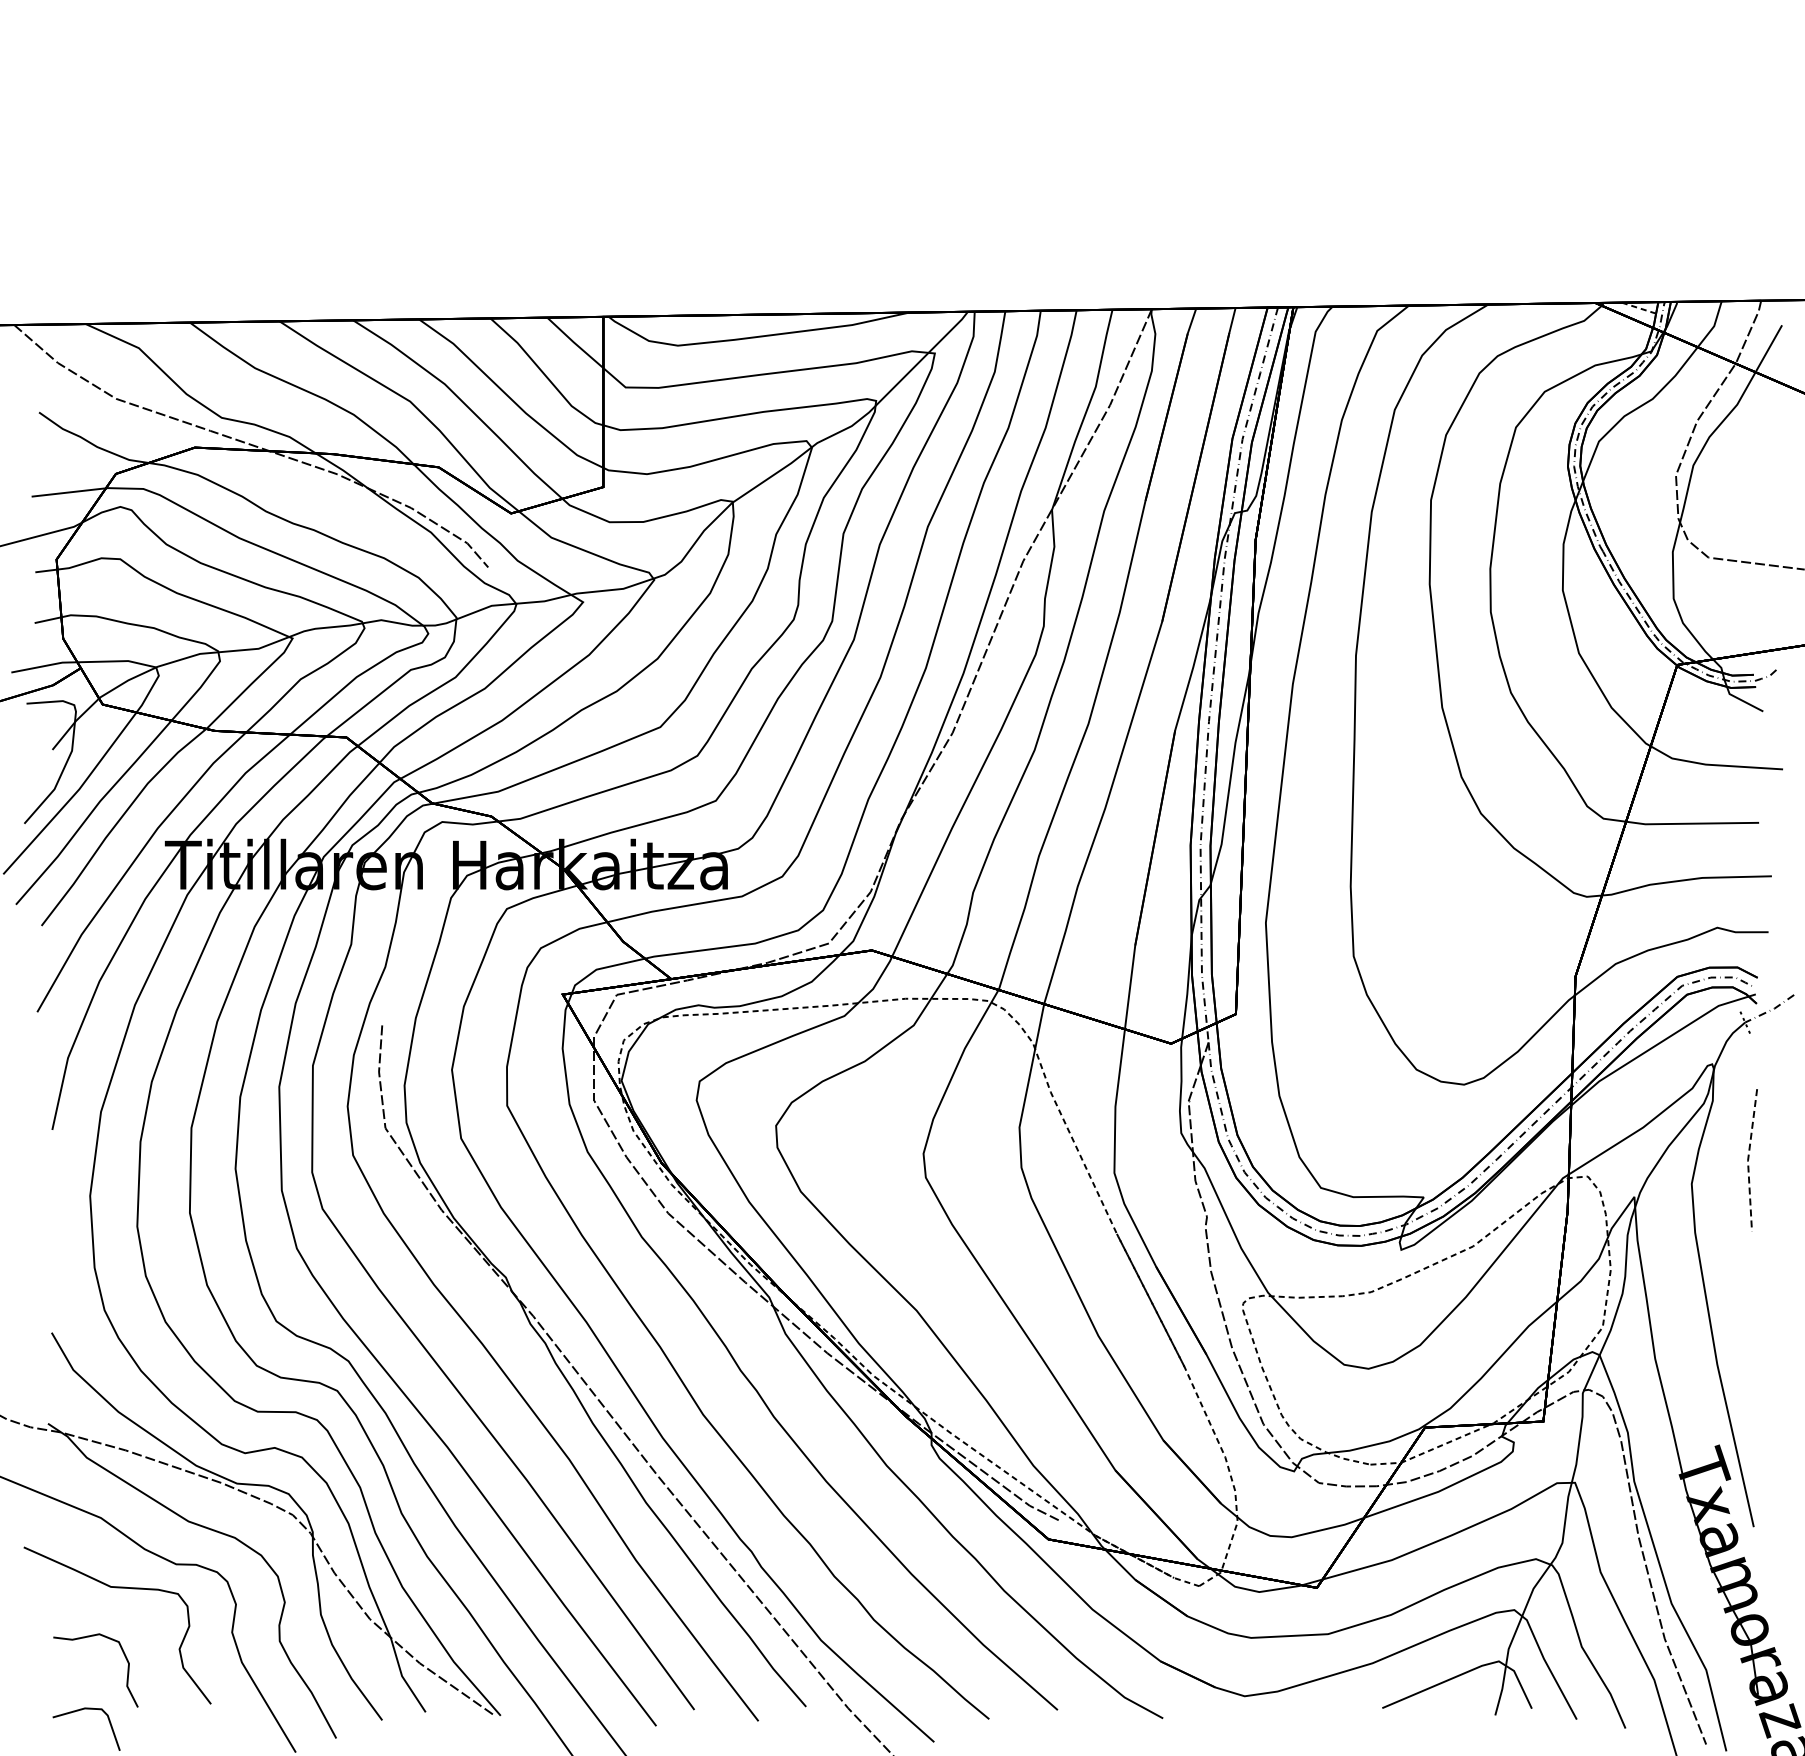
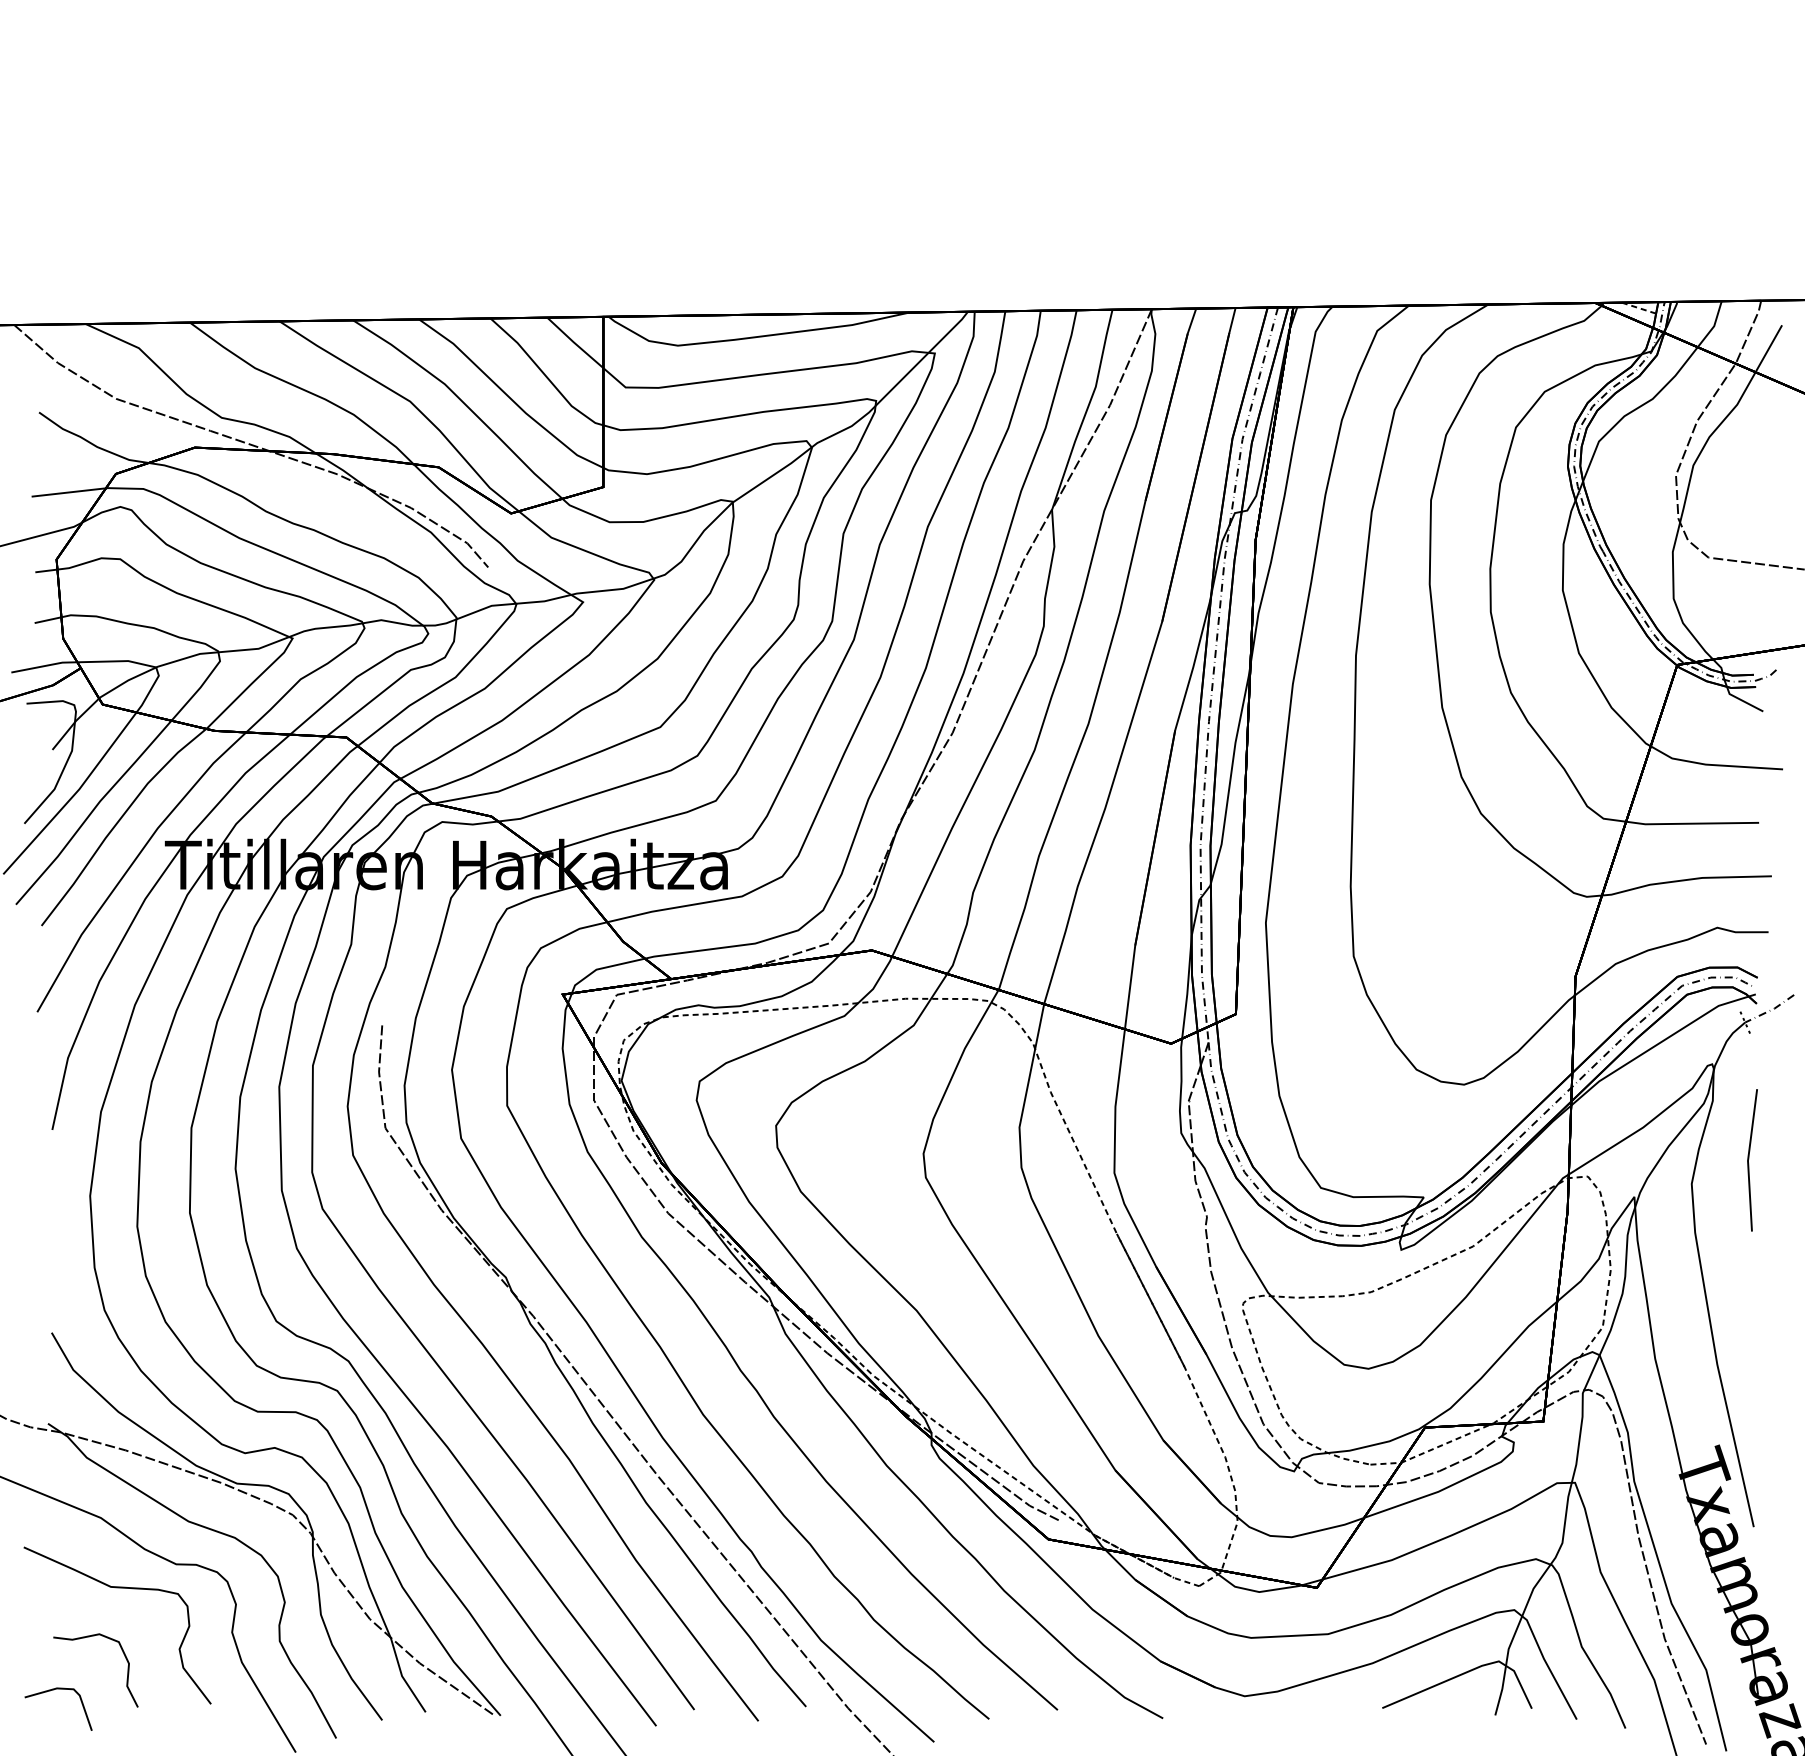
line: dashed -> solid (1747, 1160)
line position: (81, 1710) -> (53, 1690) (53, 1690)
